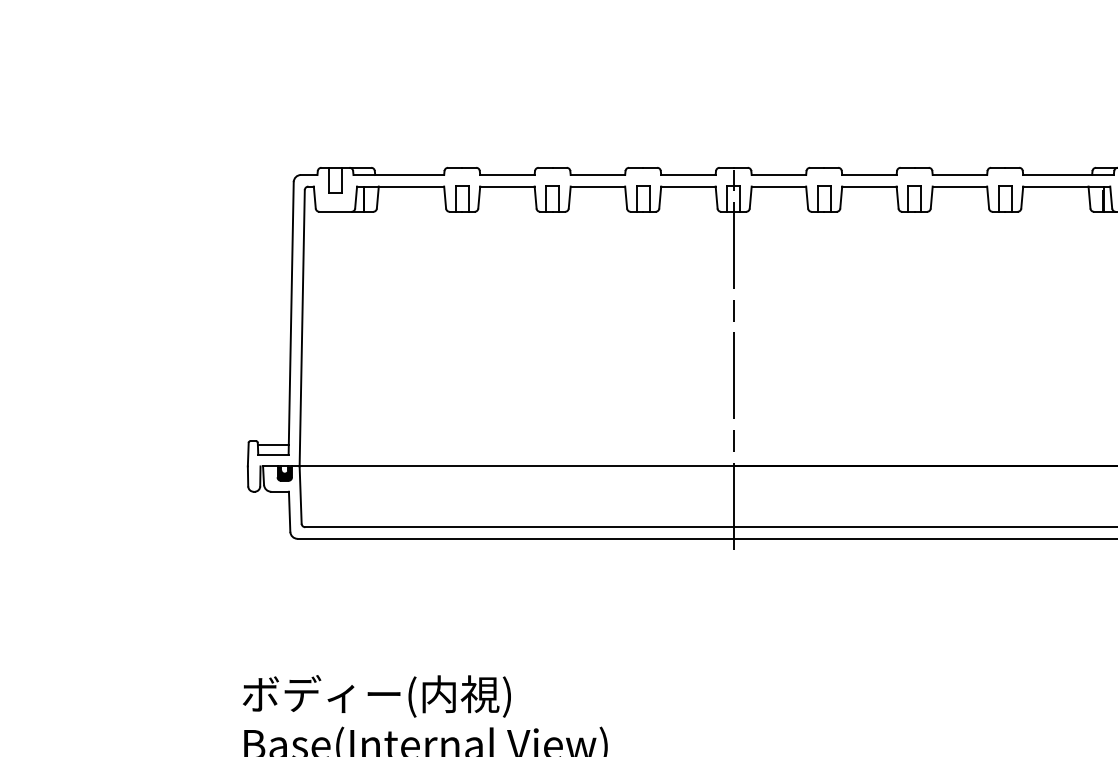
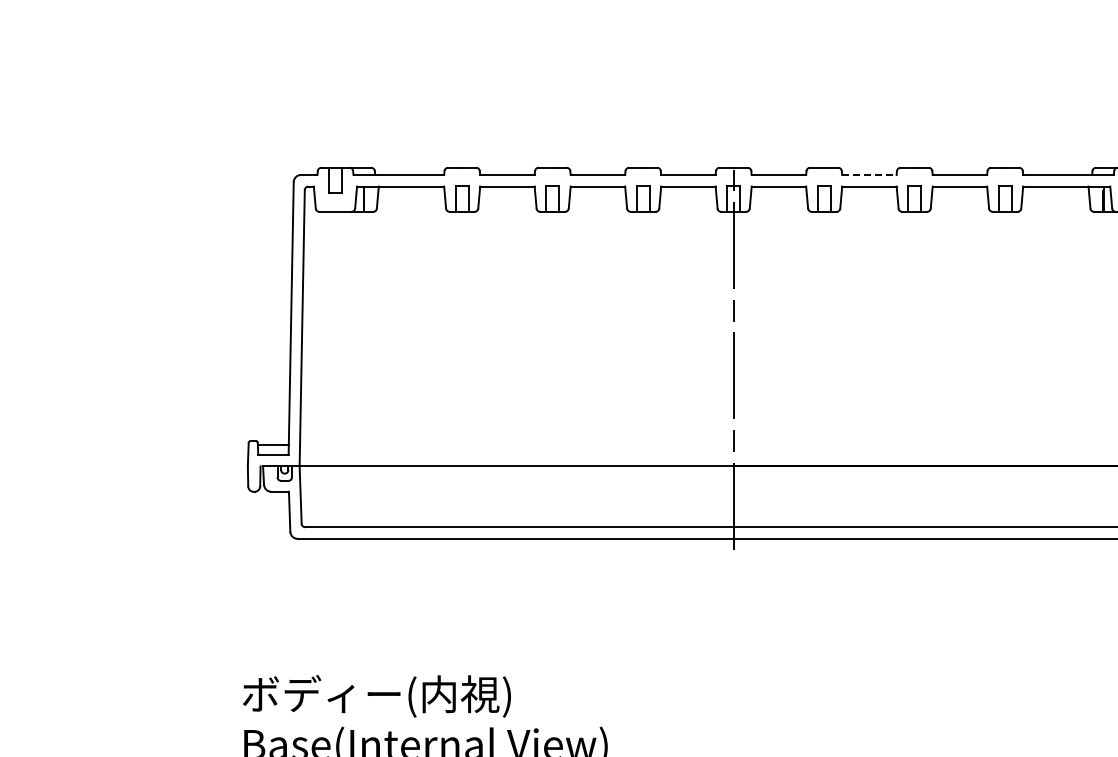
line: solid -> dashed (869, 175)
fill: present -> none (284, 473)
